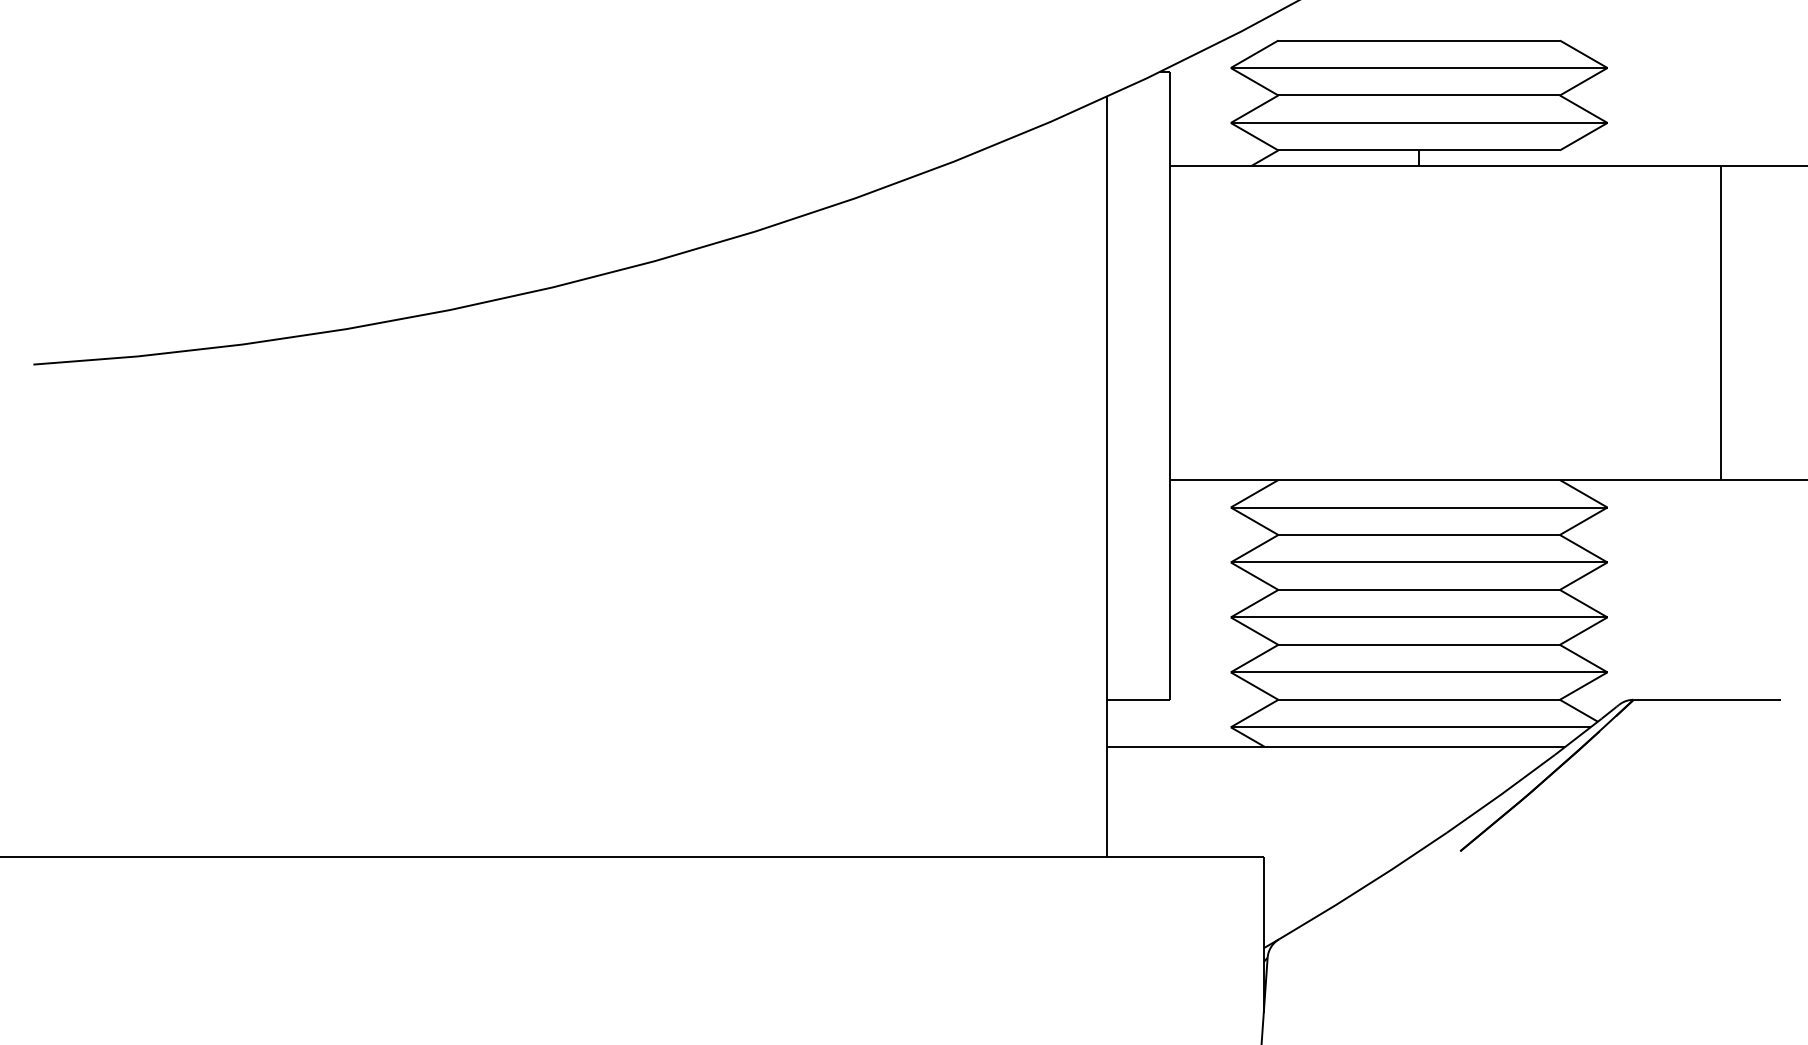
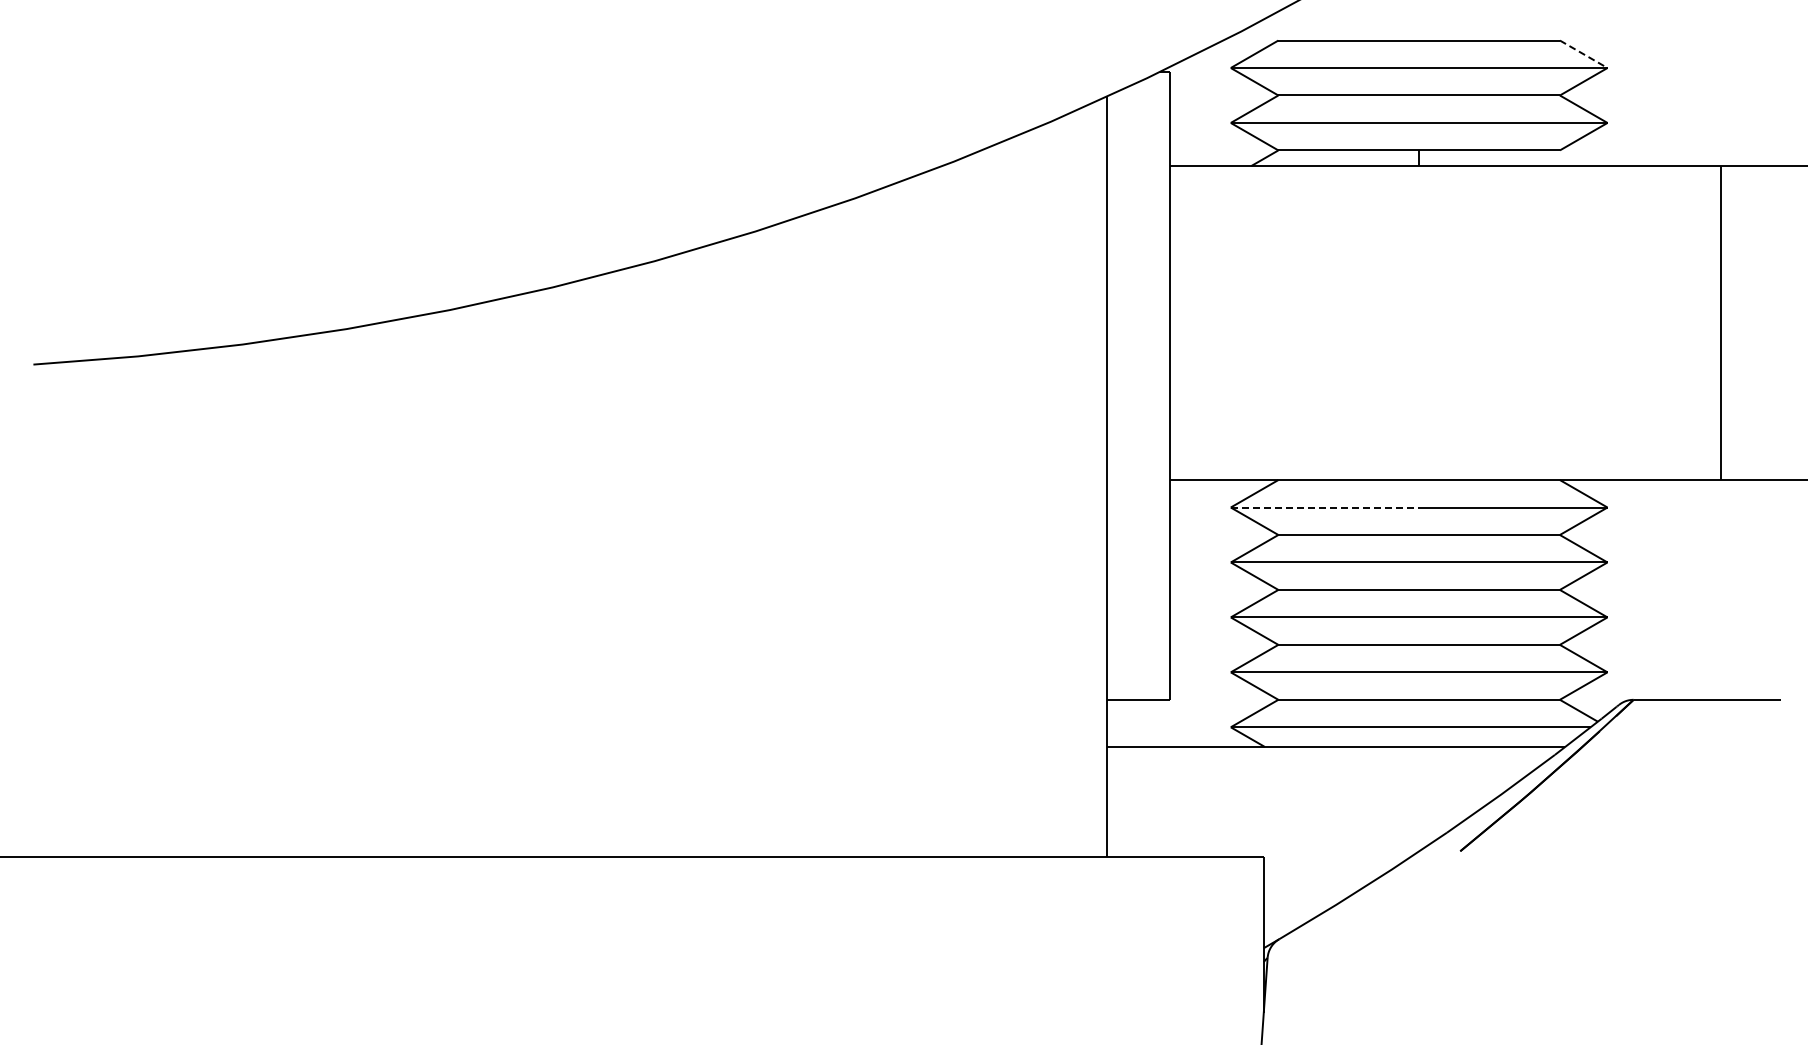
line: solid -> dashed (1584, 54)
line: solid -> dashed (1325, 507)
